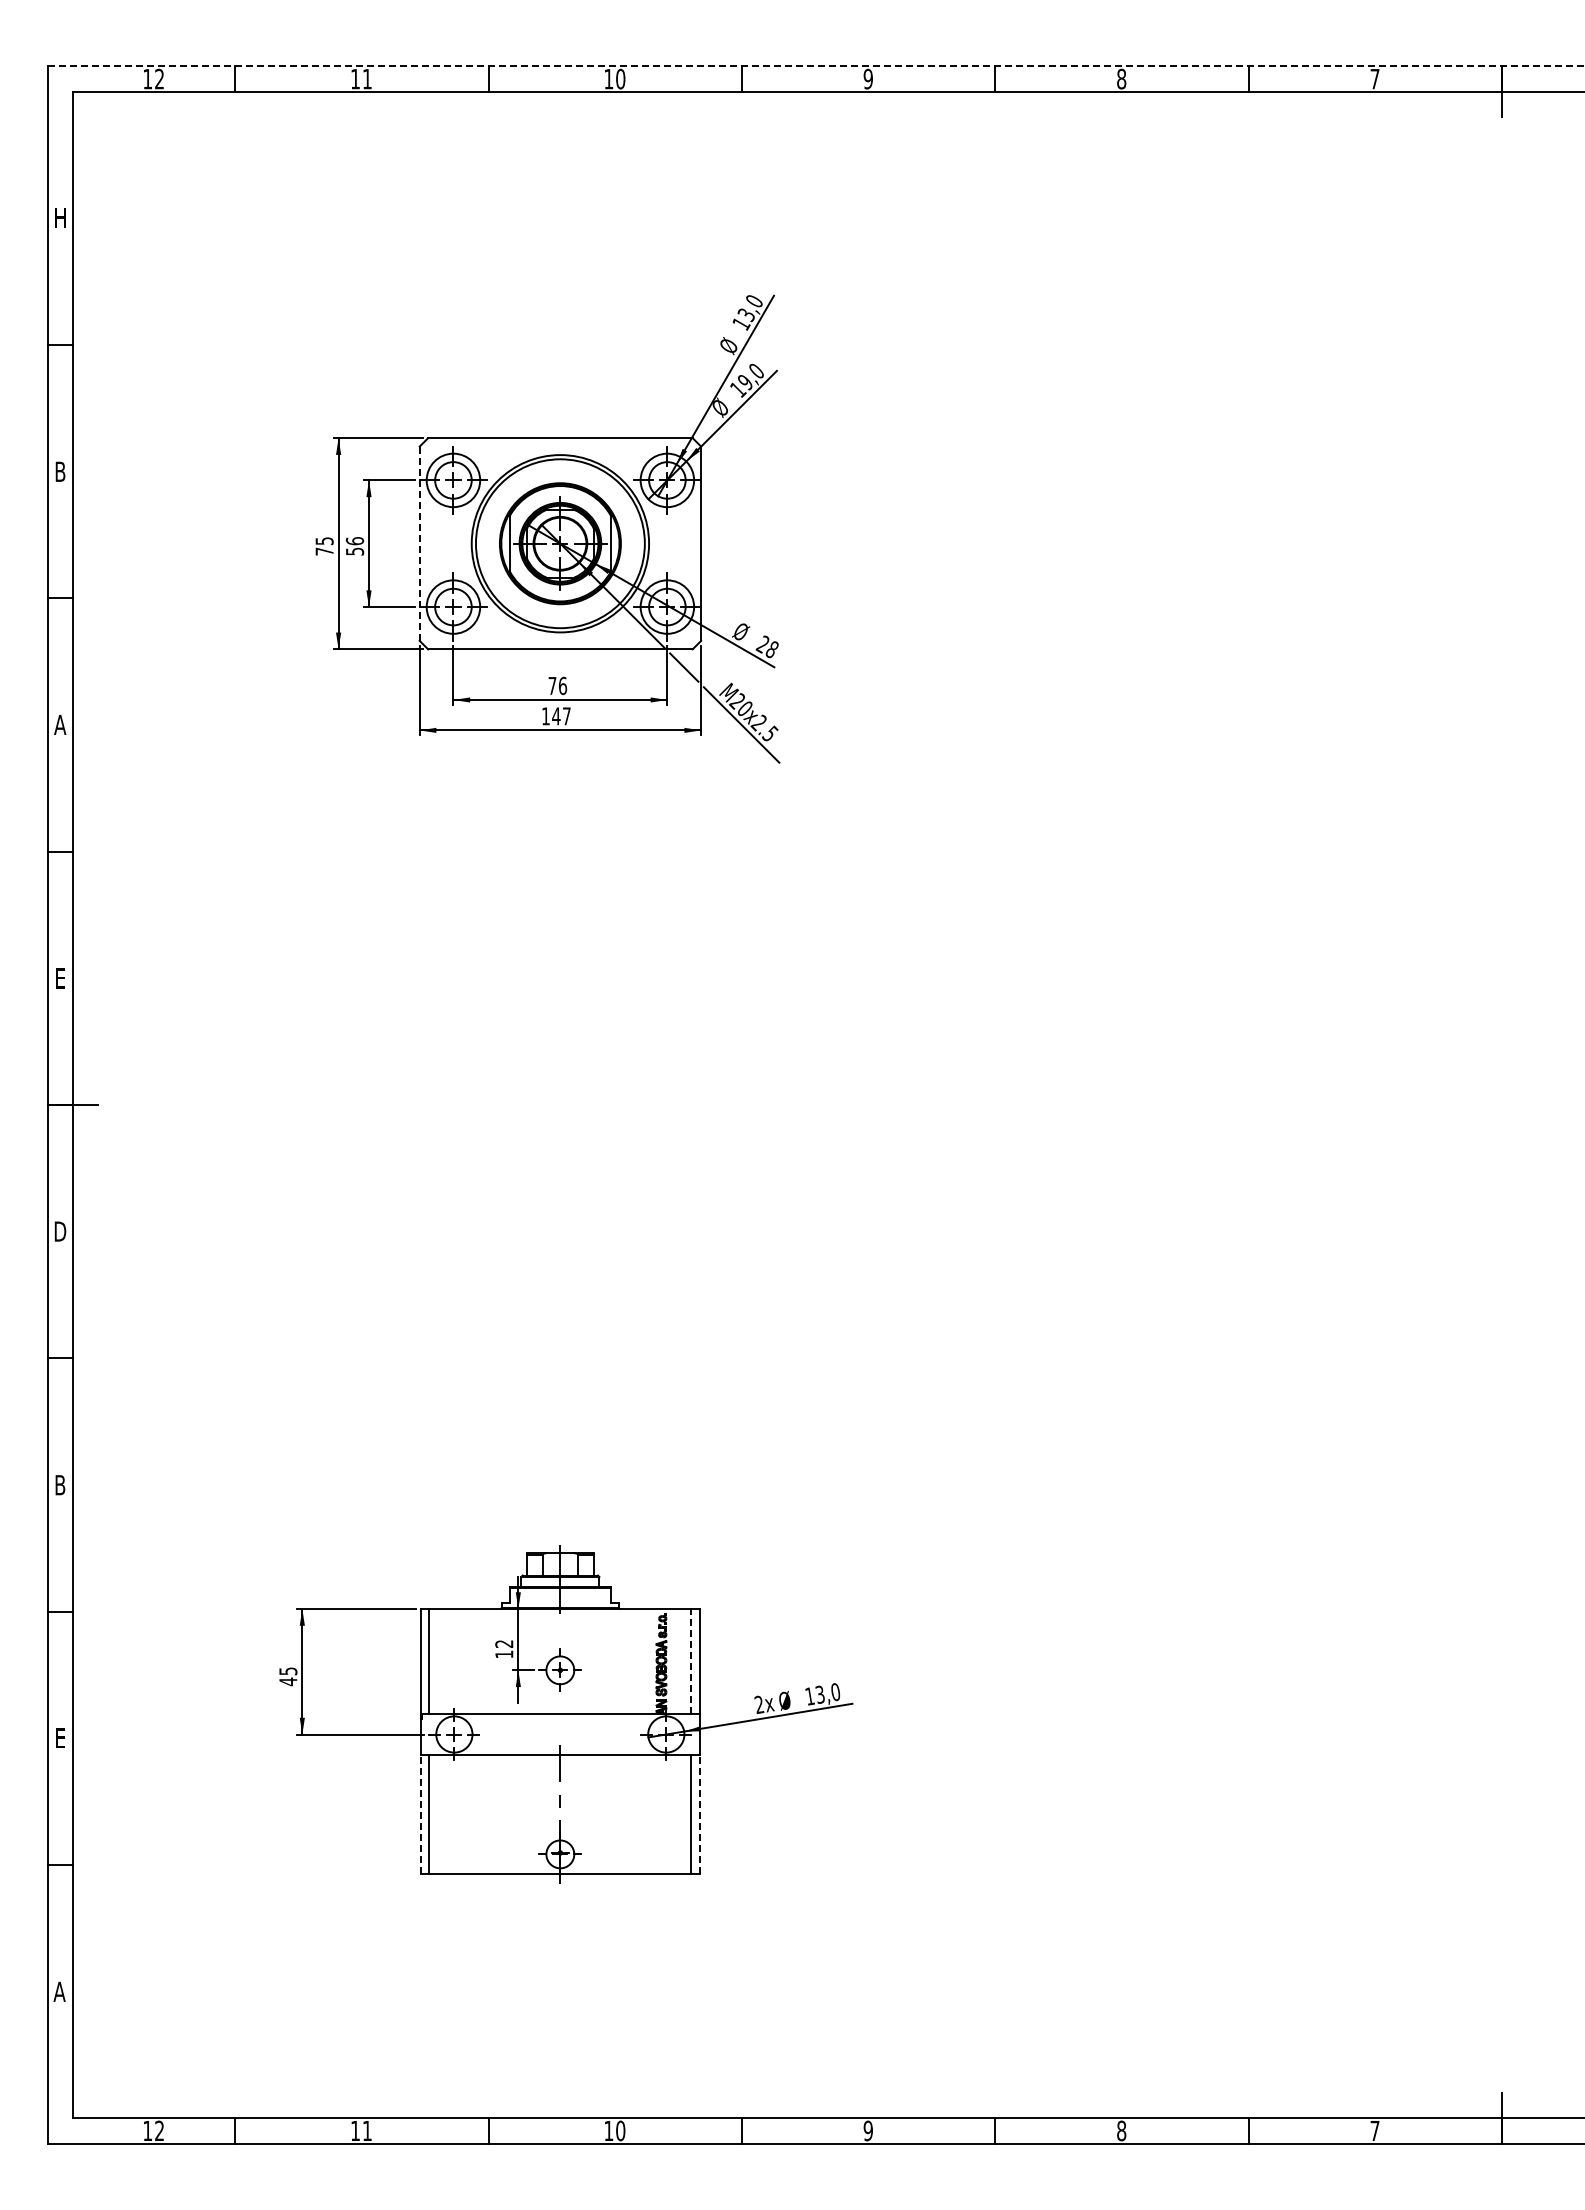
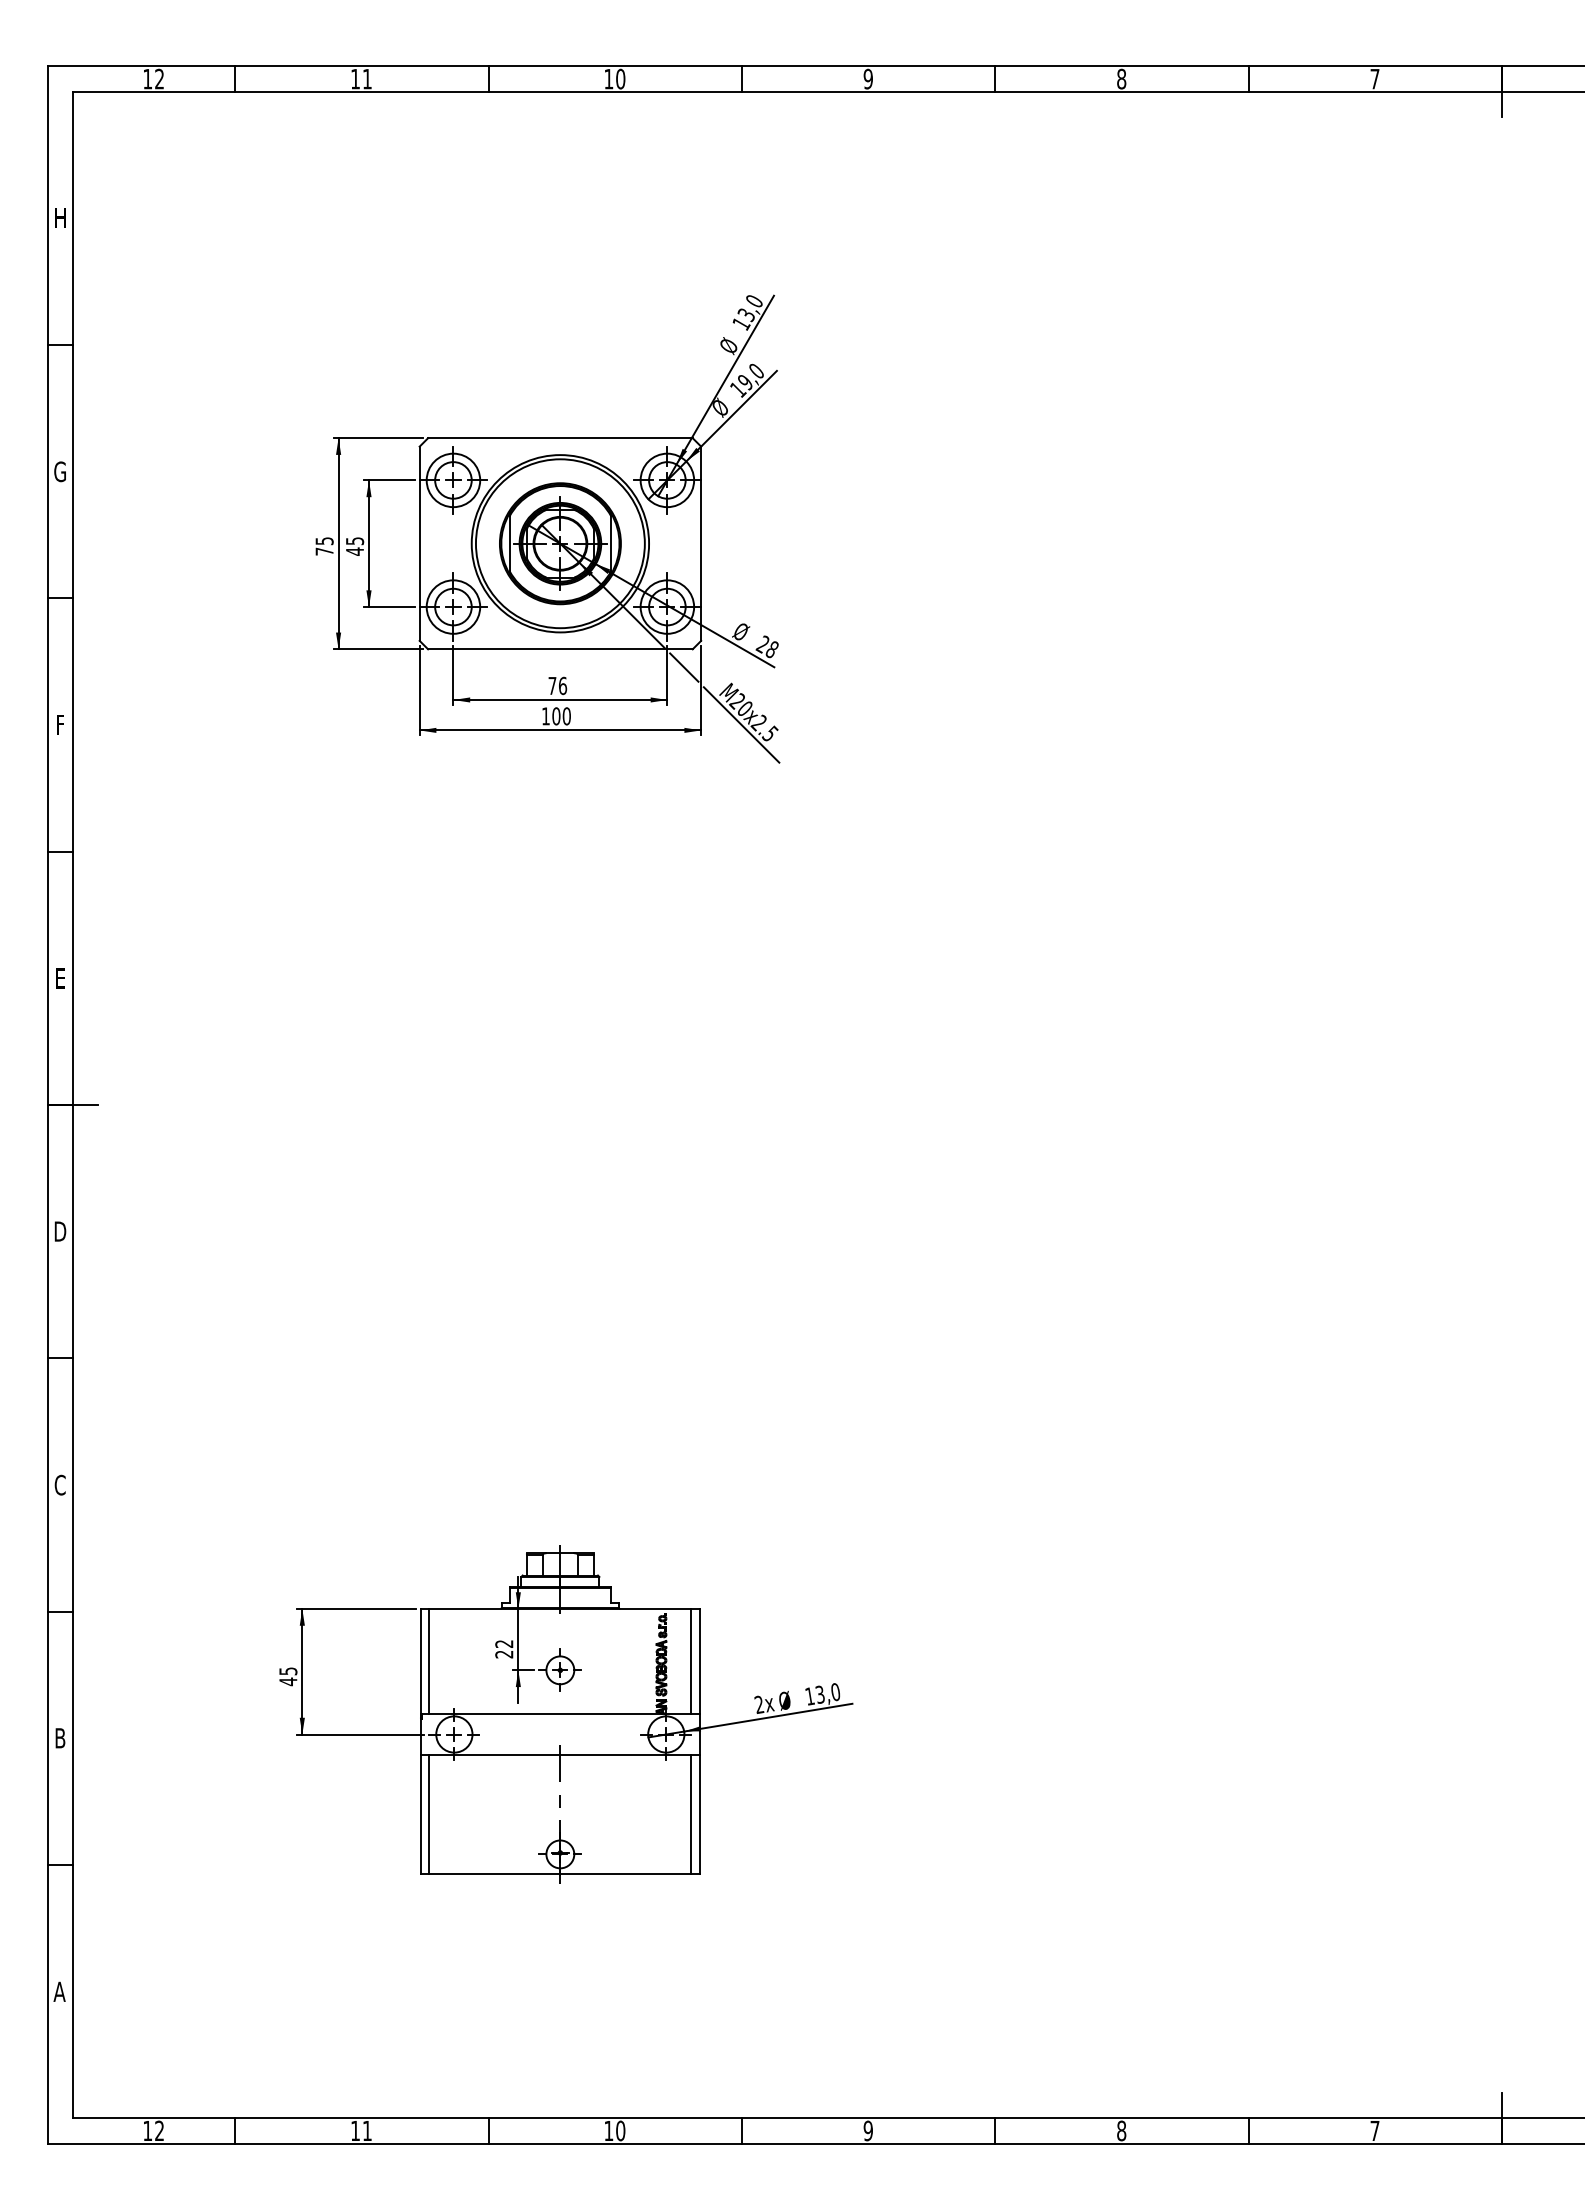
line: dashed -> solid (816, 66)
text: B -> G (59, 471)
line: dashed -> solid (419, 544)
text: 56 -> 45 (354, 546)
text: 147 -> 100 (561, 716)
text: A -> F (60, 724)
text: B -> C (59, 1484)
text: 12 -> 22 (504, 1654)
line: dashed -> solid (691, 1660)
text: E -> B (60, 1738)
line: dashed -> solid (420, 1814)
line: dashed -> solid (699, 1814)
